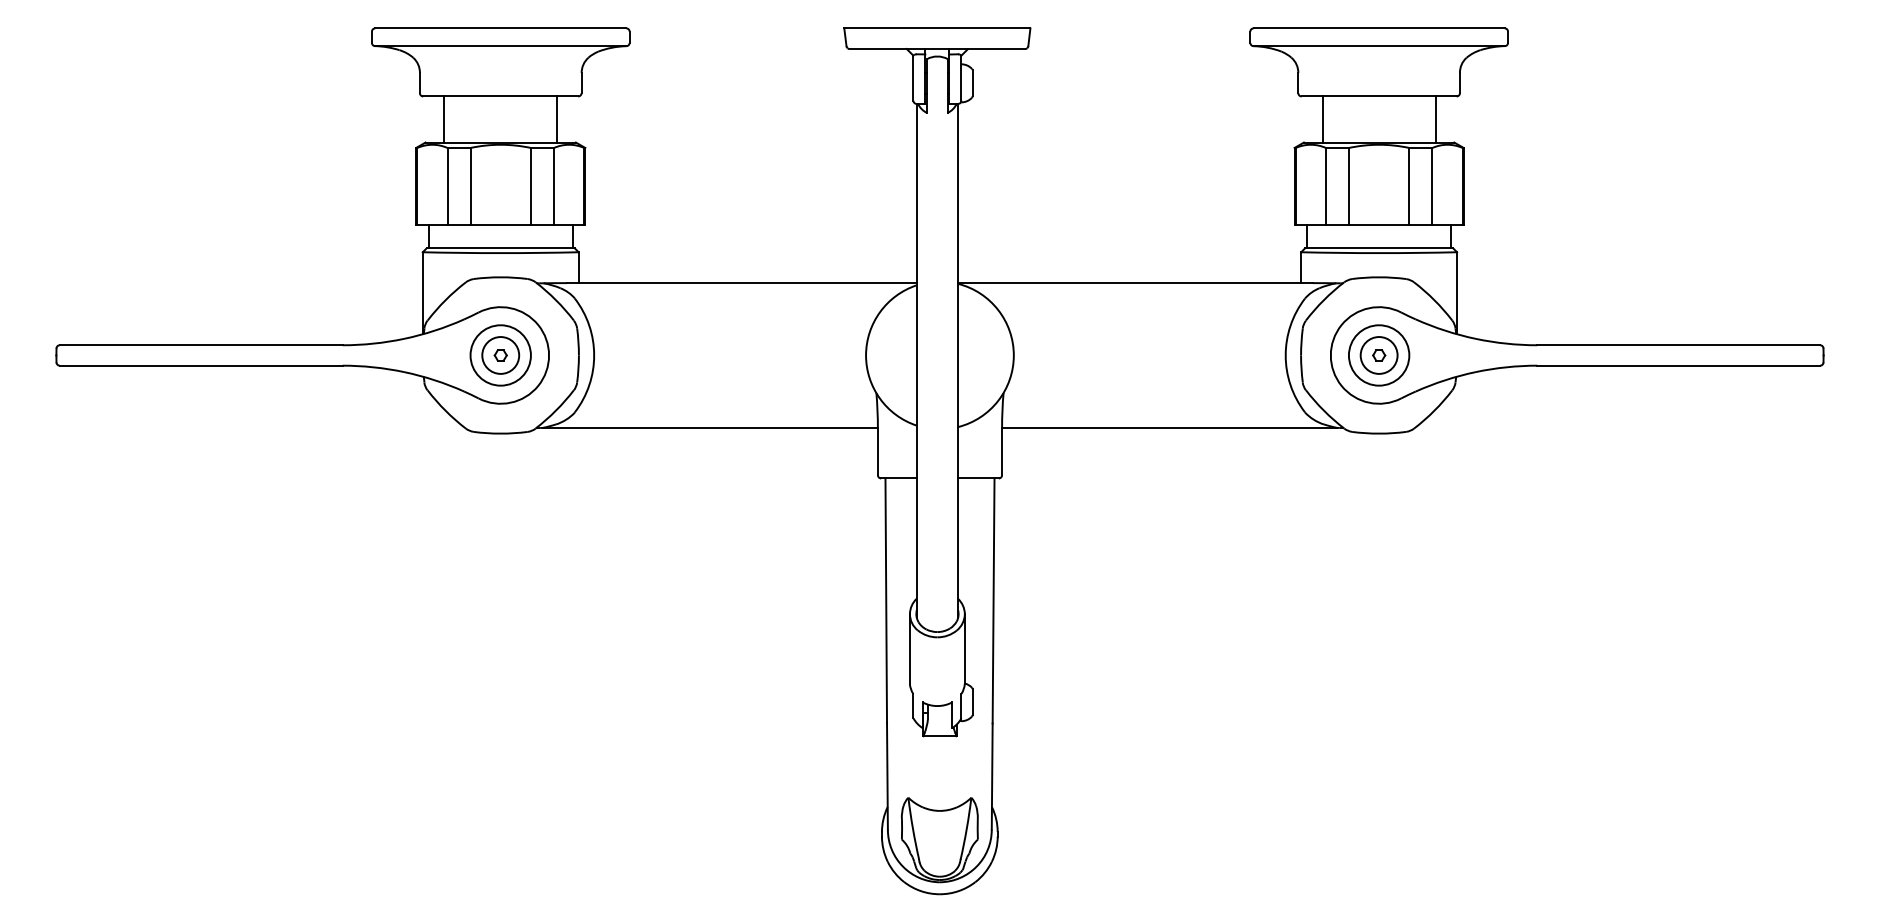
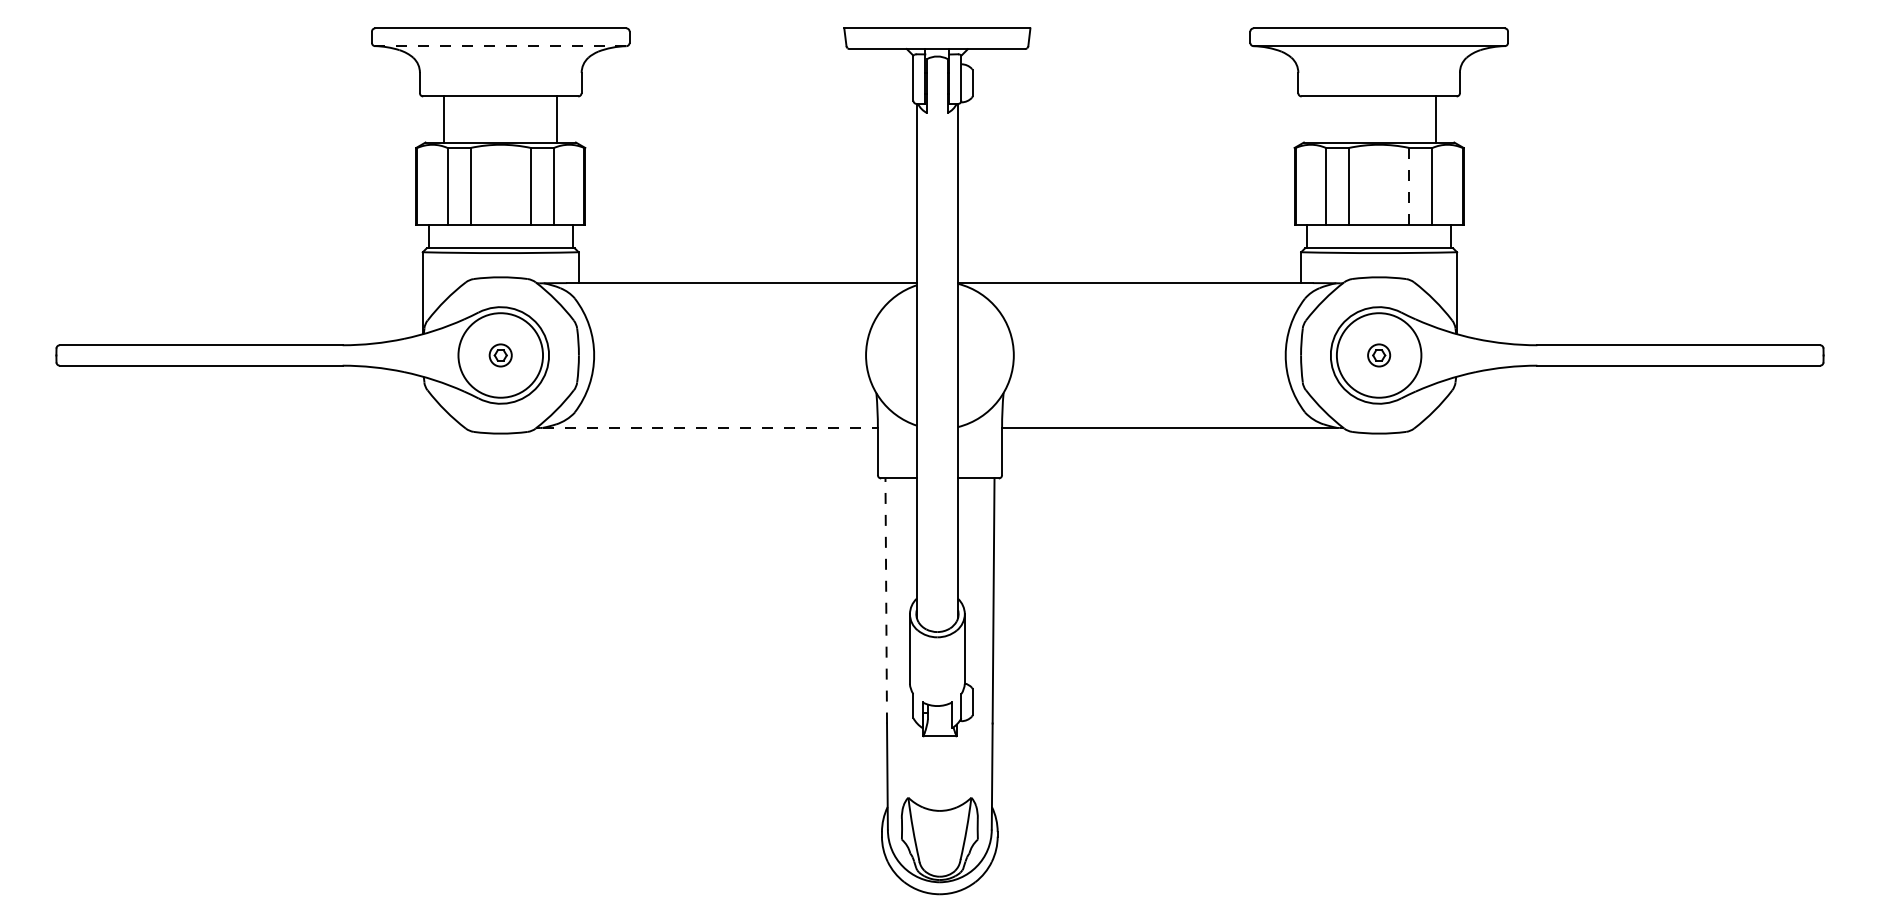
line: solid -> dashed (500, 46)
line: present -> none (1322, 119)
line: solid -> dashed (1409, 185)
circle diameter: 37 px -> 22 px (500, 355)
circle diameter: 60 px -> 85 px (500, 355)
circle diameter: 37 px -> 22 px (1379, 355)
circle diameter: 60 px -> 85 px (1378, 355)
line: solid -> dashed (710, 427)
line: solid -> dashed (886, 600)
